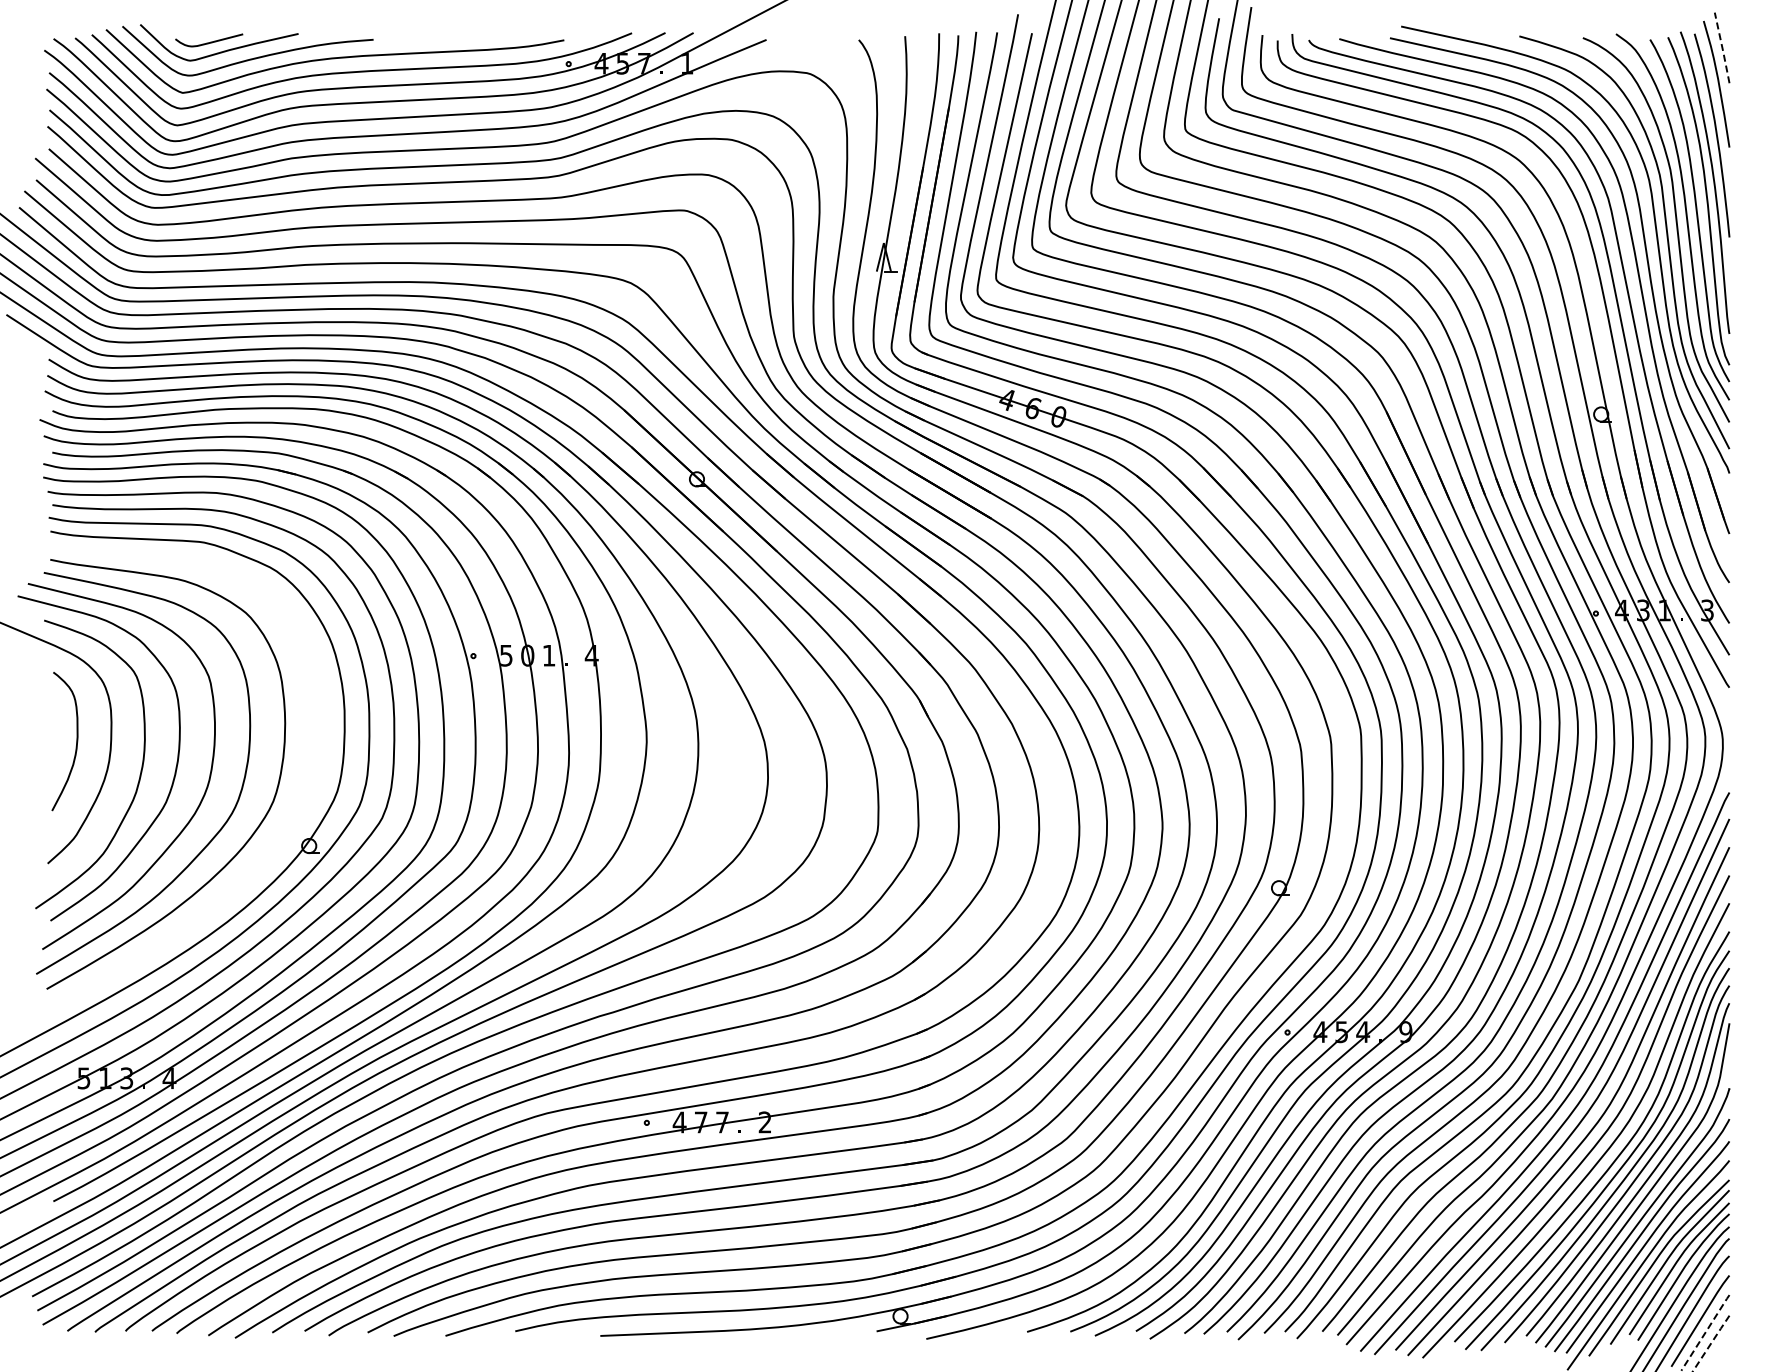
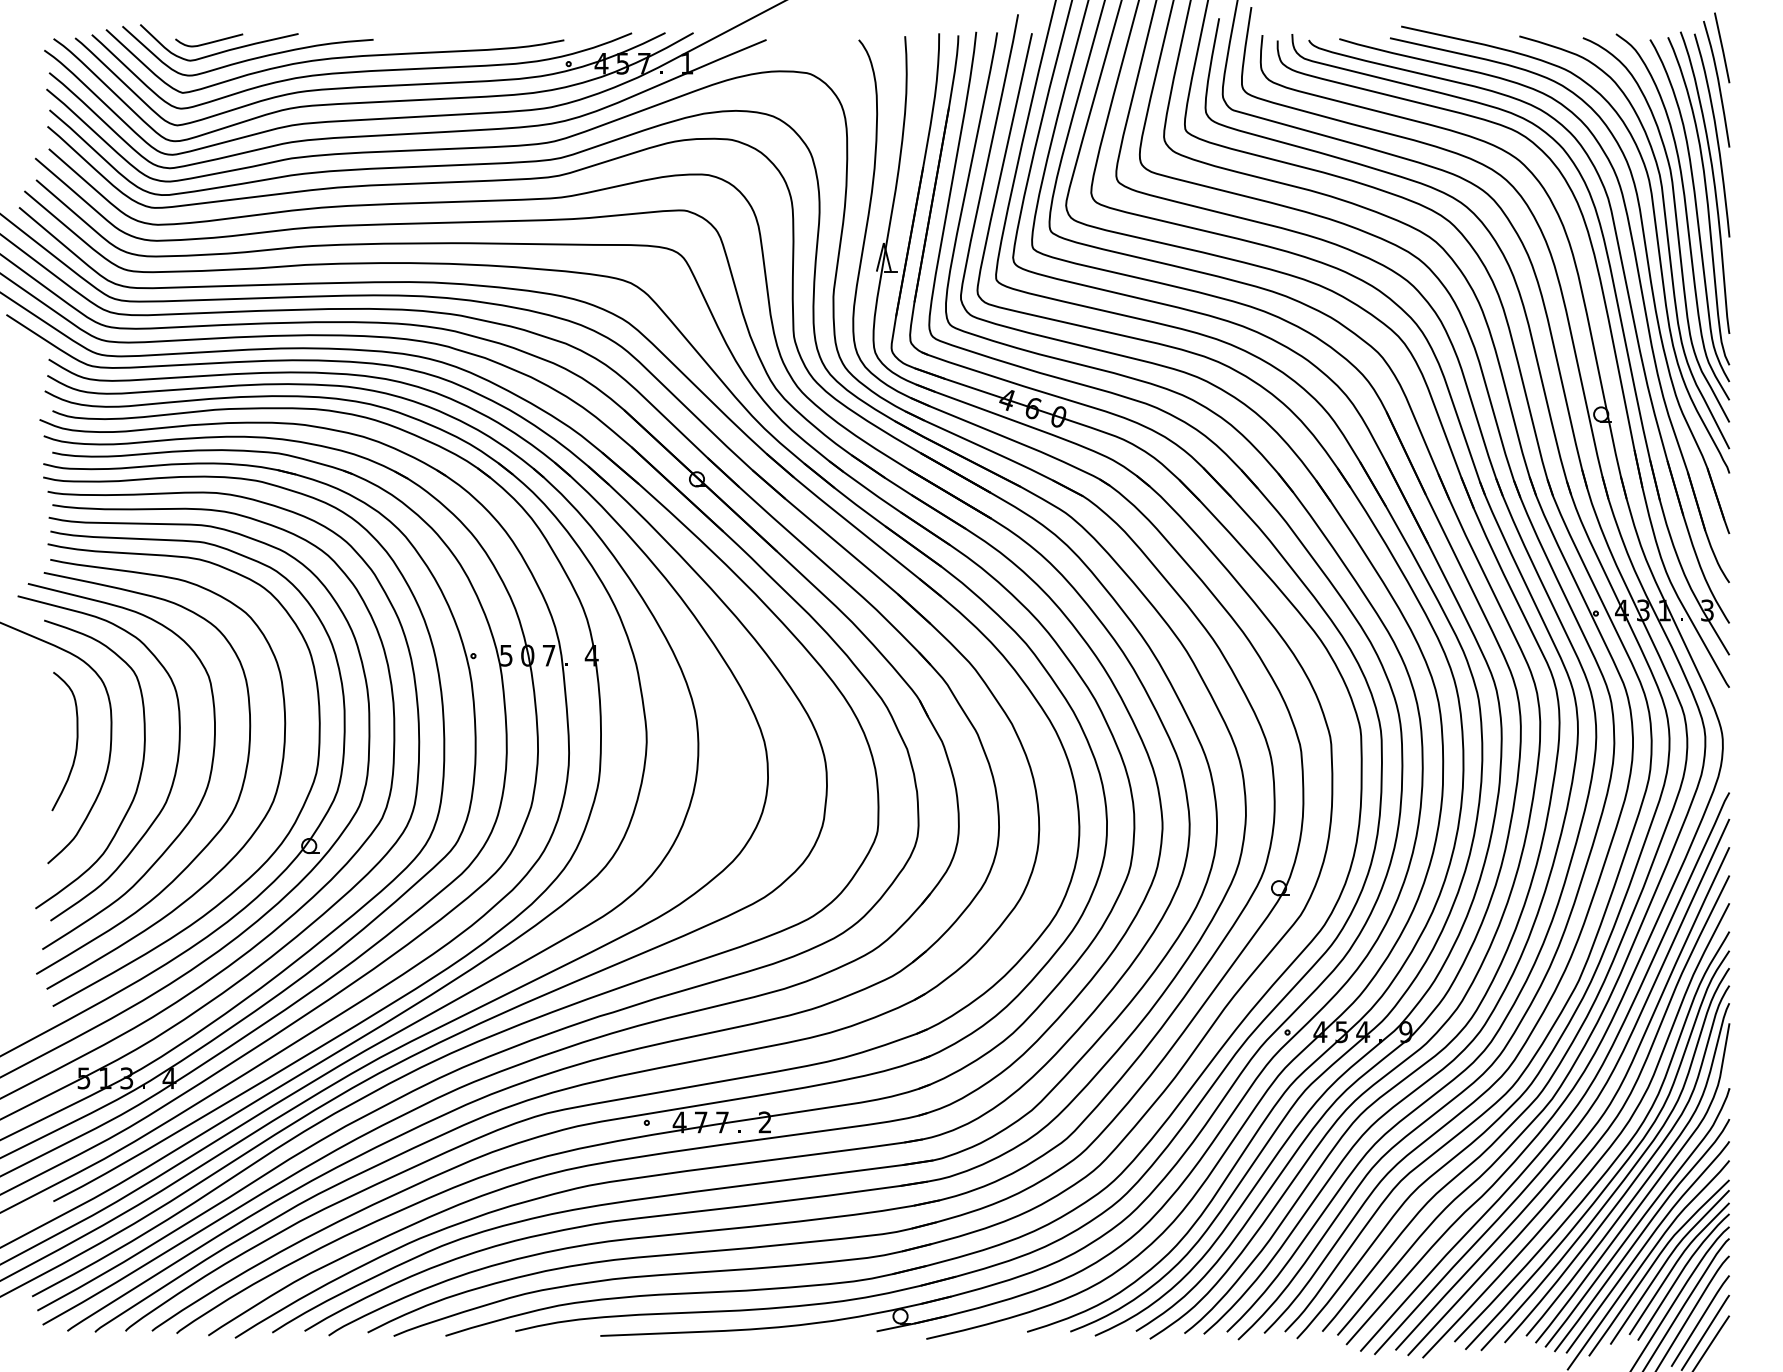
line: dashed -> solid (1722, 48)
text: 1 -> 7 (549, 655)
curve: none -> present (274, 850)
line: dashed -> solid (1705, 1332)
line: dashed -> solid (1711, 1343)
